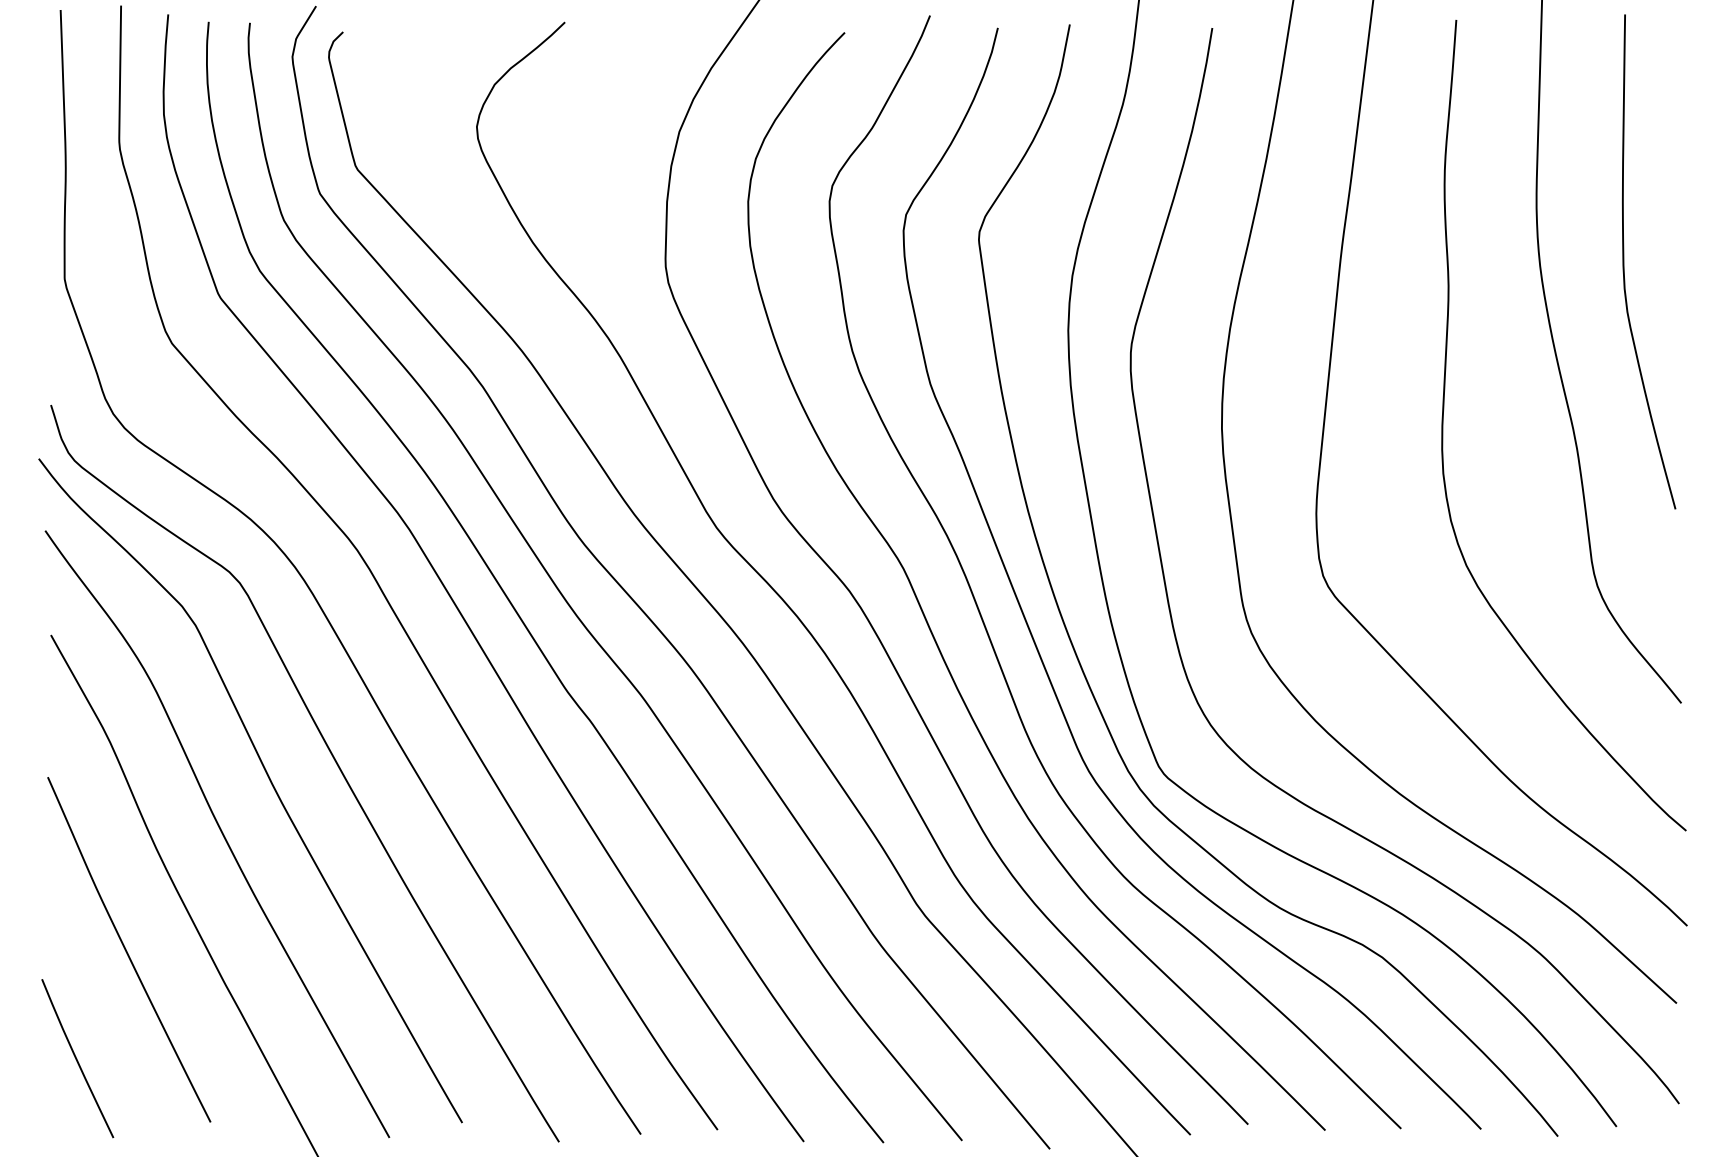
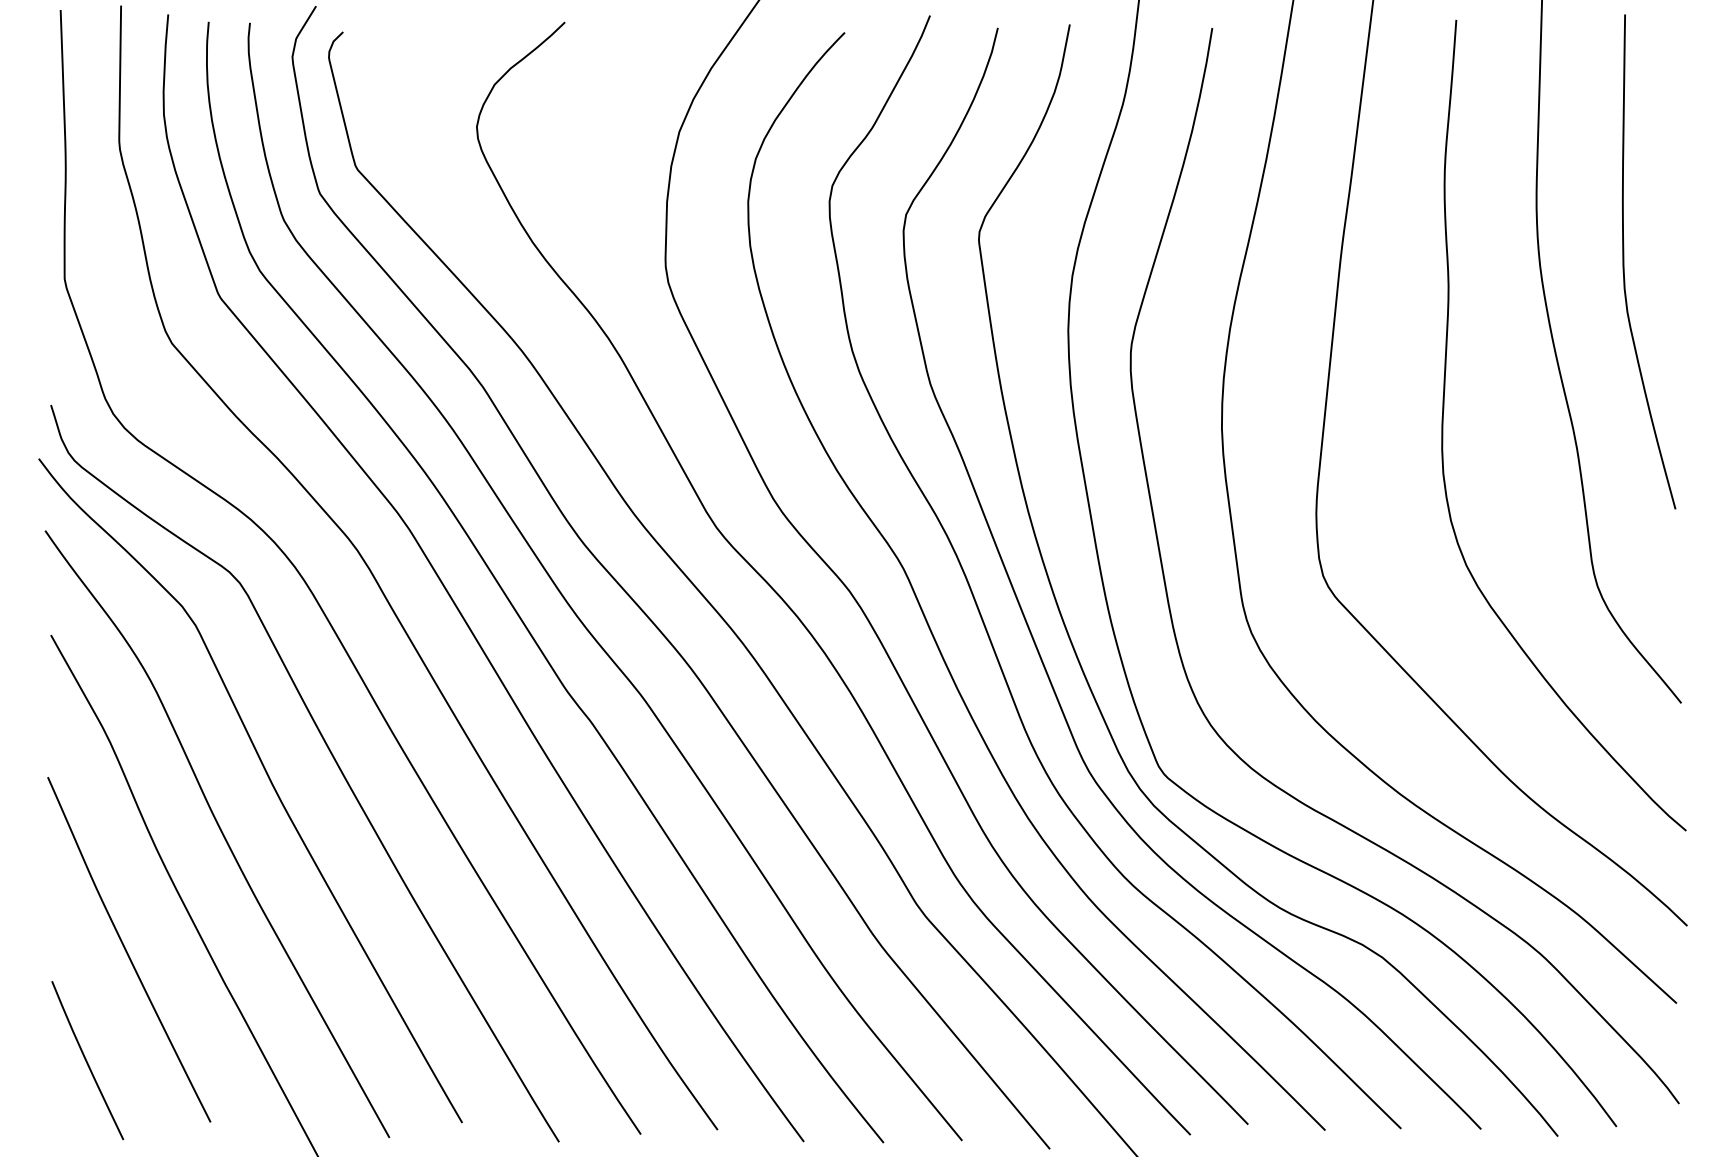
curve position: (77, 1058) -> (87, 1060) (87, 1060)
